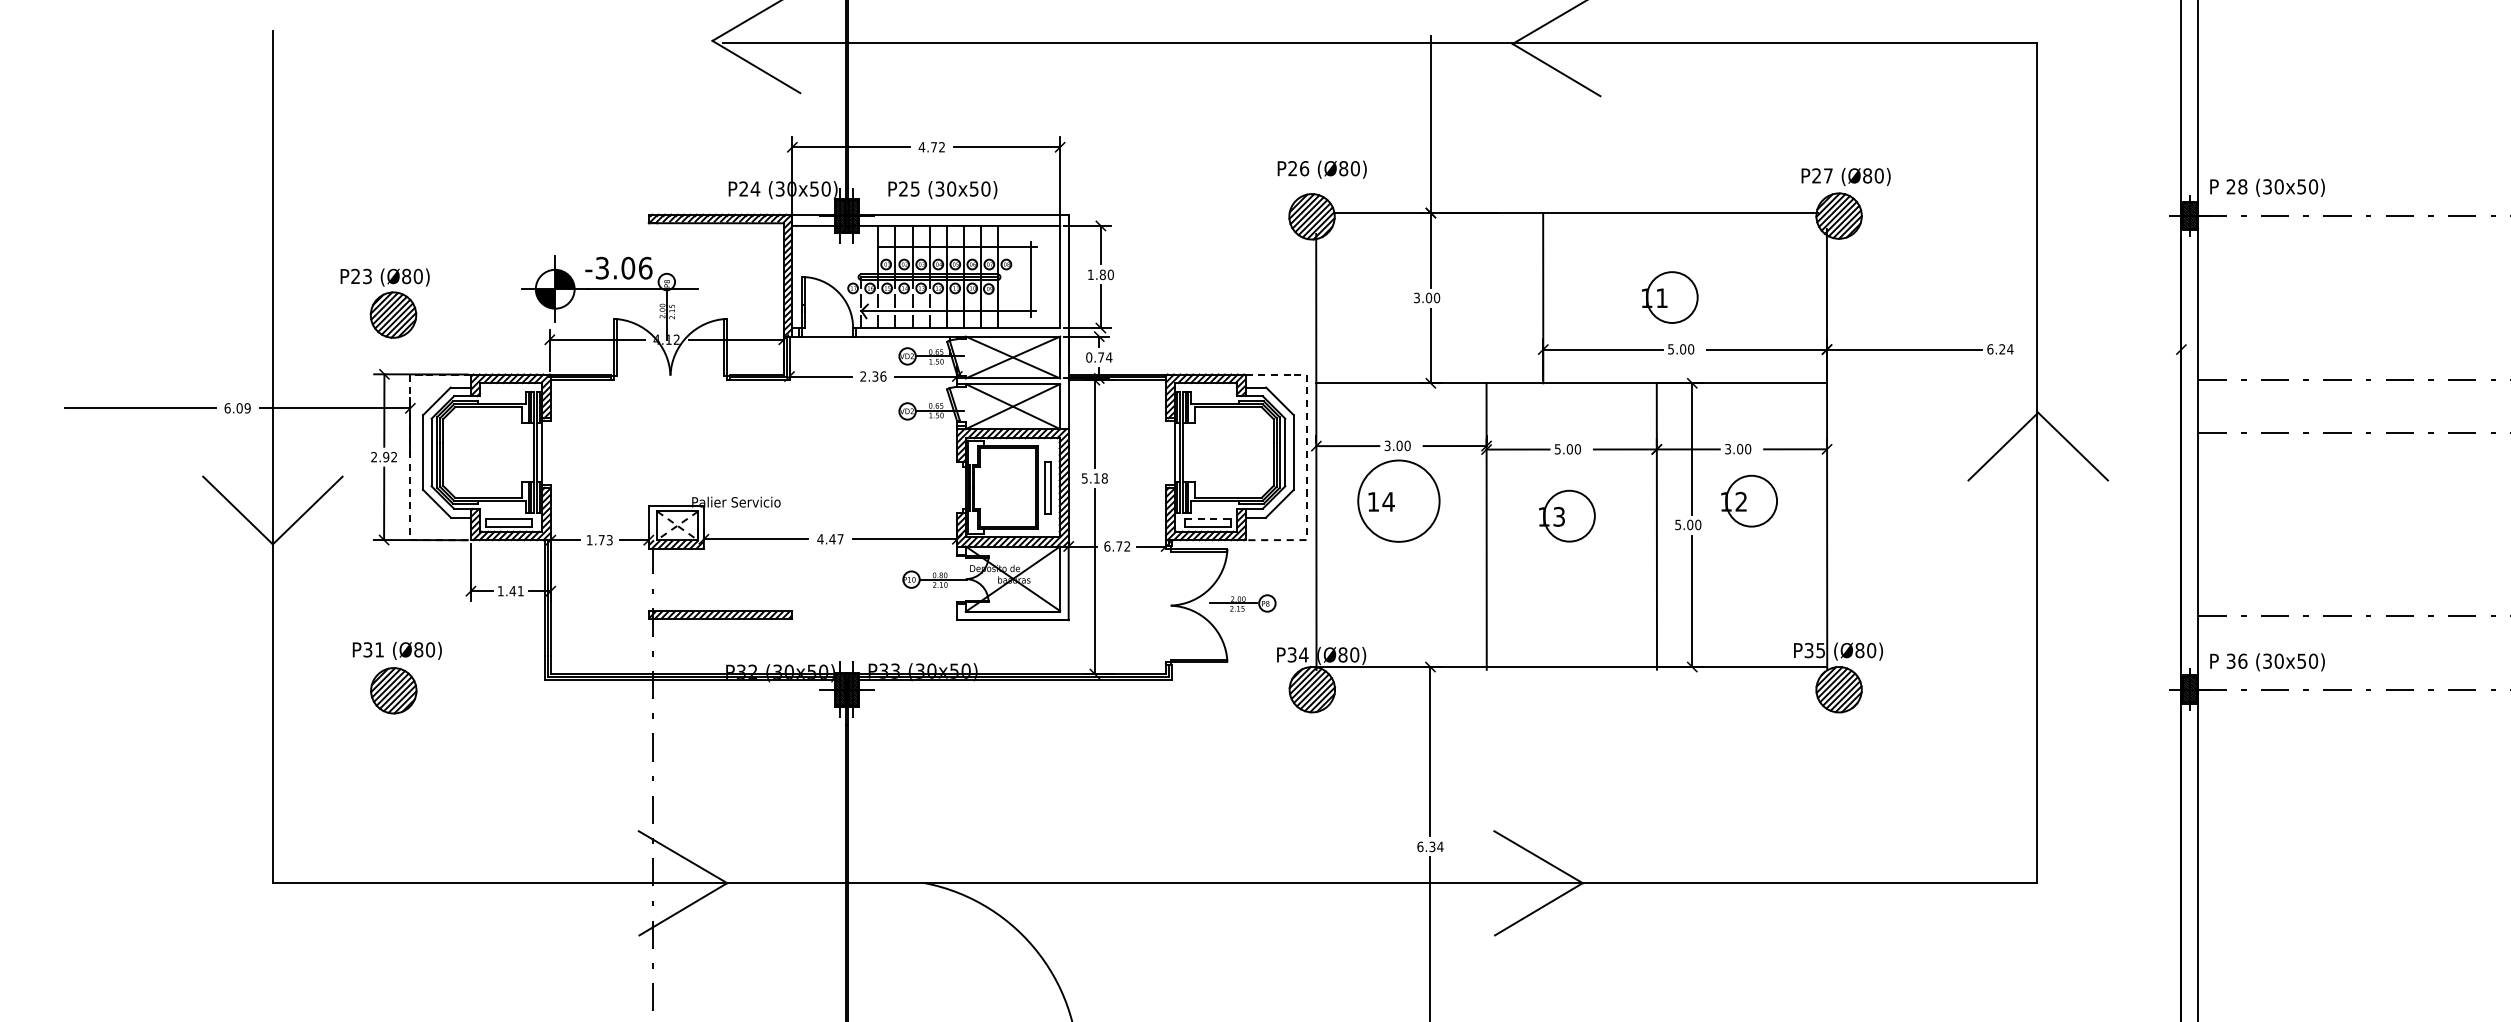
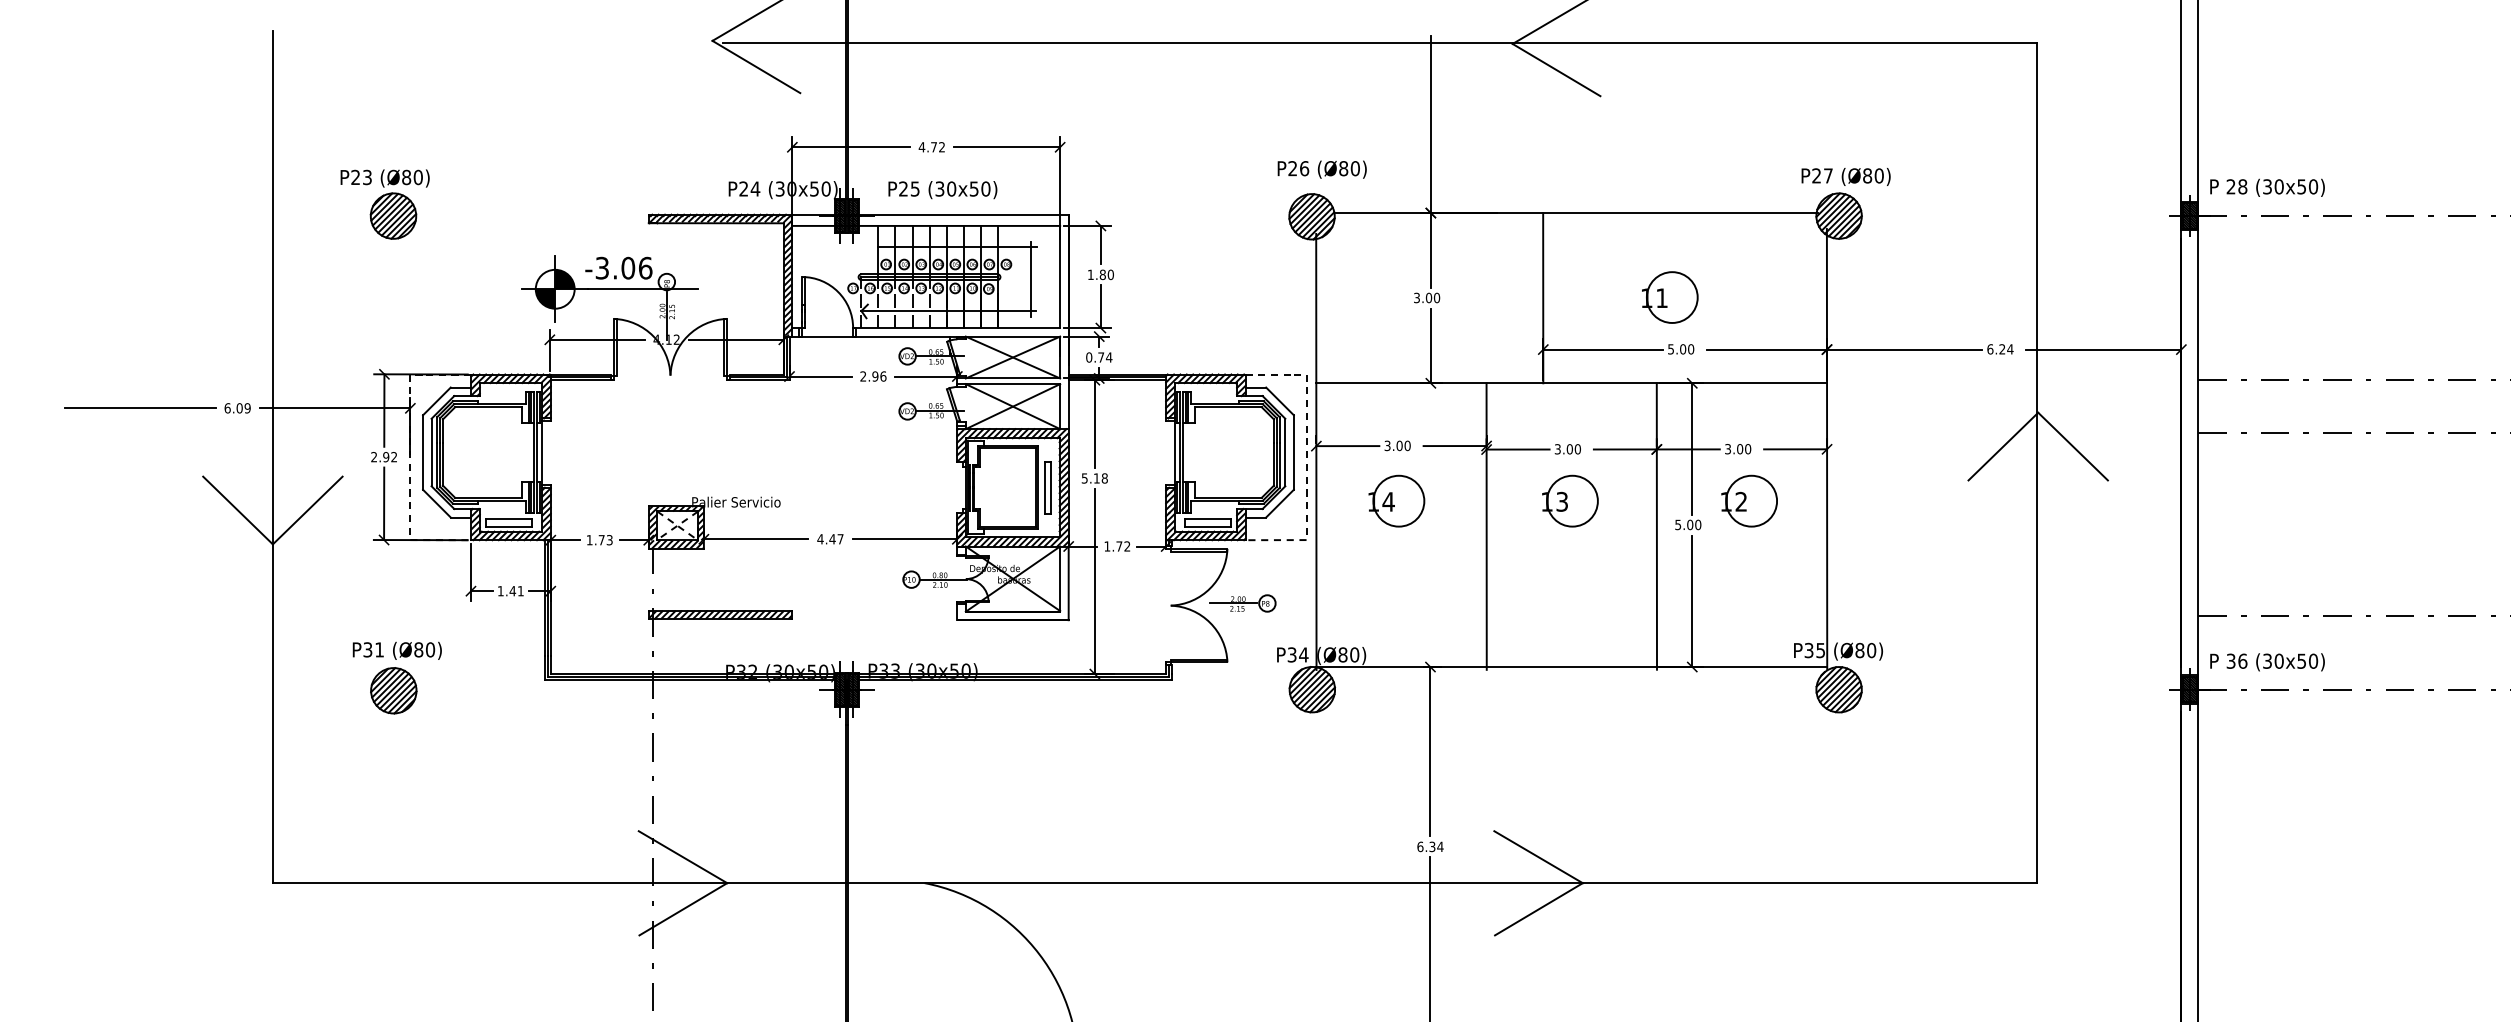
part position: (384, 303) -> (384, 204) (384, 204)
line: none -> present (2103, 349)
text: 2.36 -> 2.96 (875, 376)
text: 5.00 -> 3.00 (1557, 448)
circle diameter: 81 px -> 51 px (1398, 500)
part position: (1567, 515) -> (1570, 500) (1570, 500)
line: dashed -> solid (1207, 518)
hatch: none -> present (675, 523)
text: 6.72 -> 1.72 (1107, 546)
